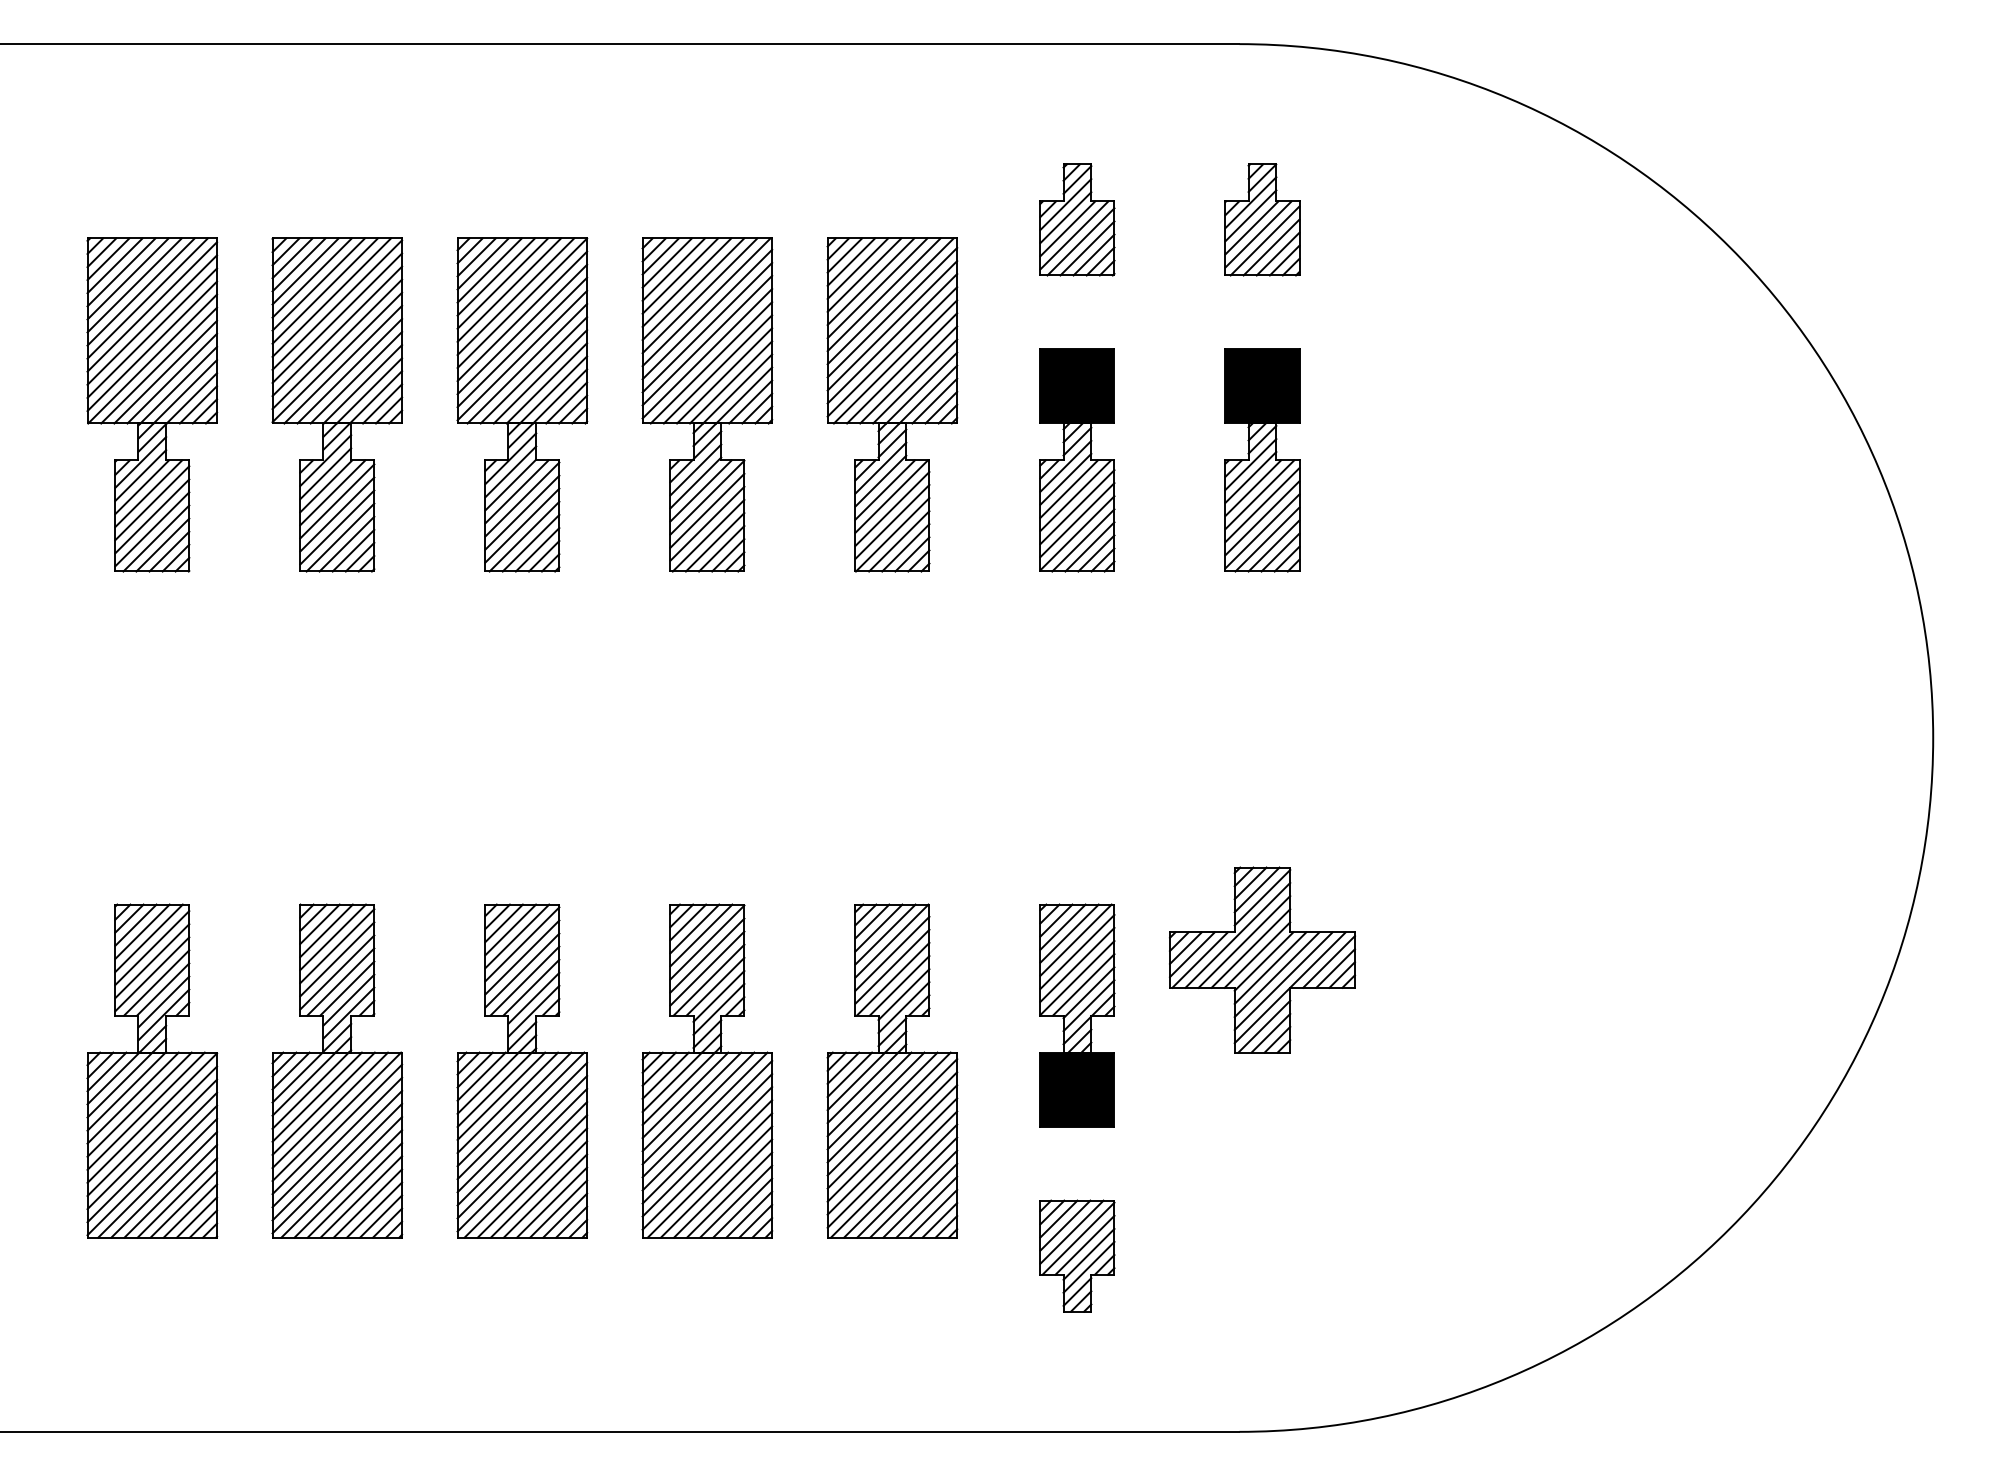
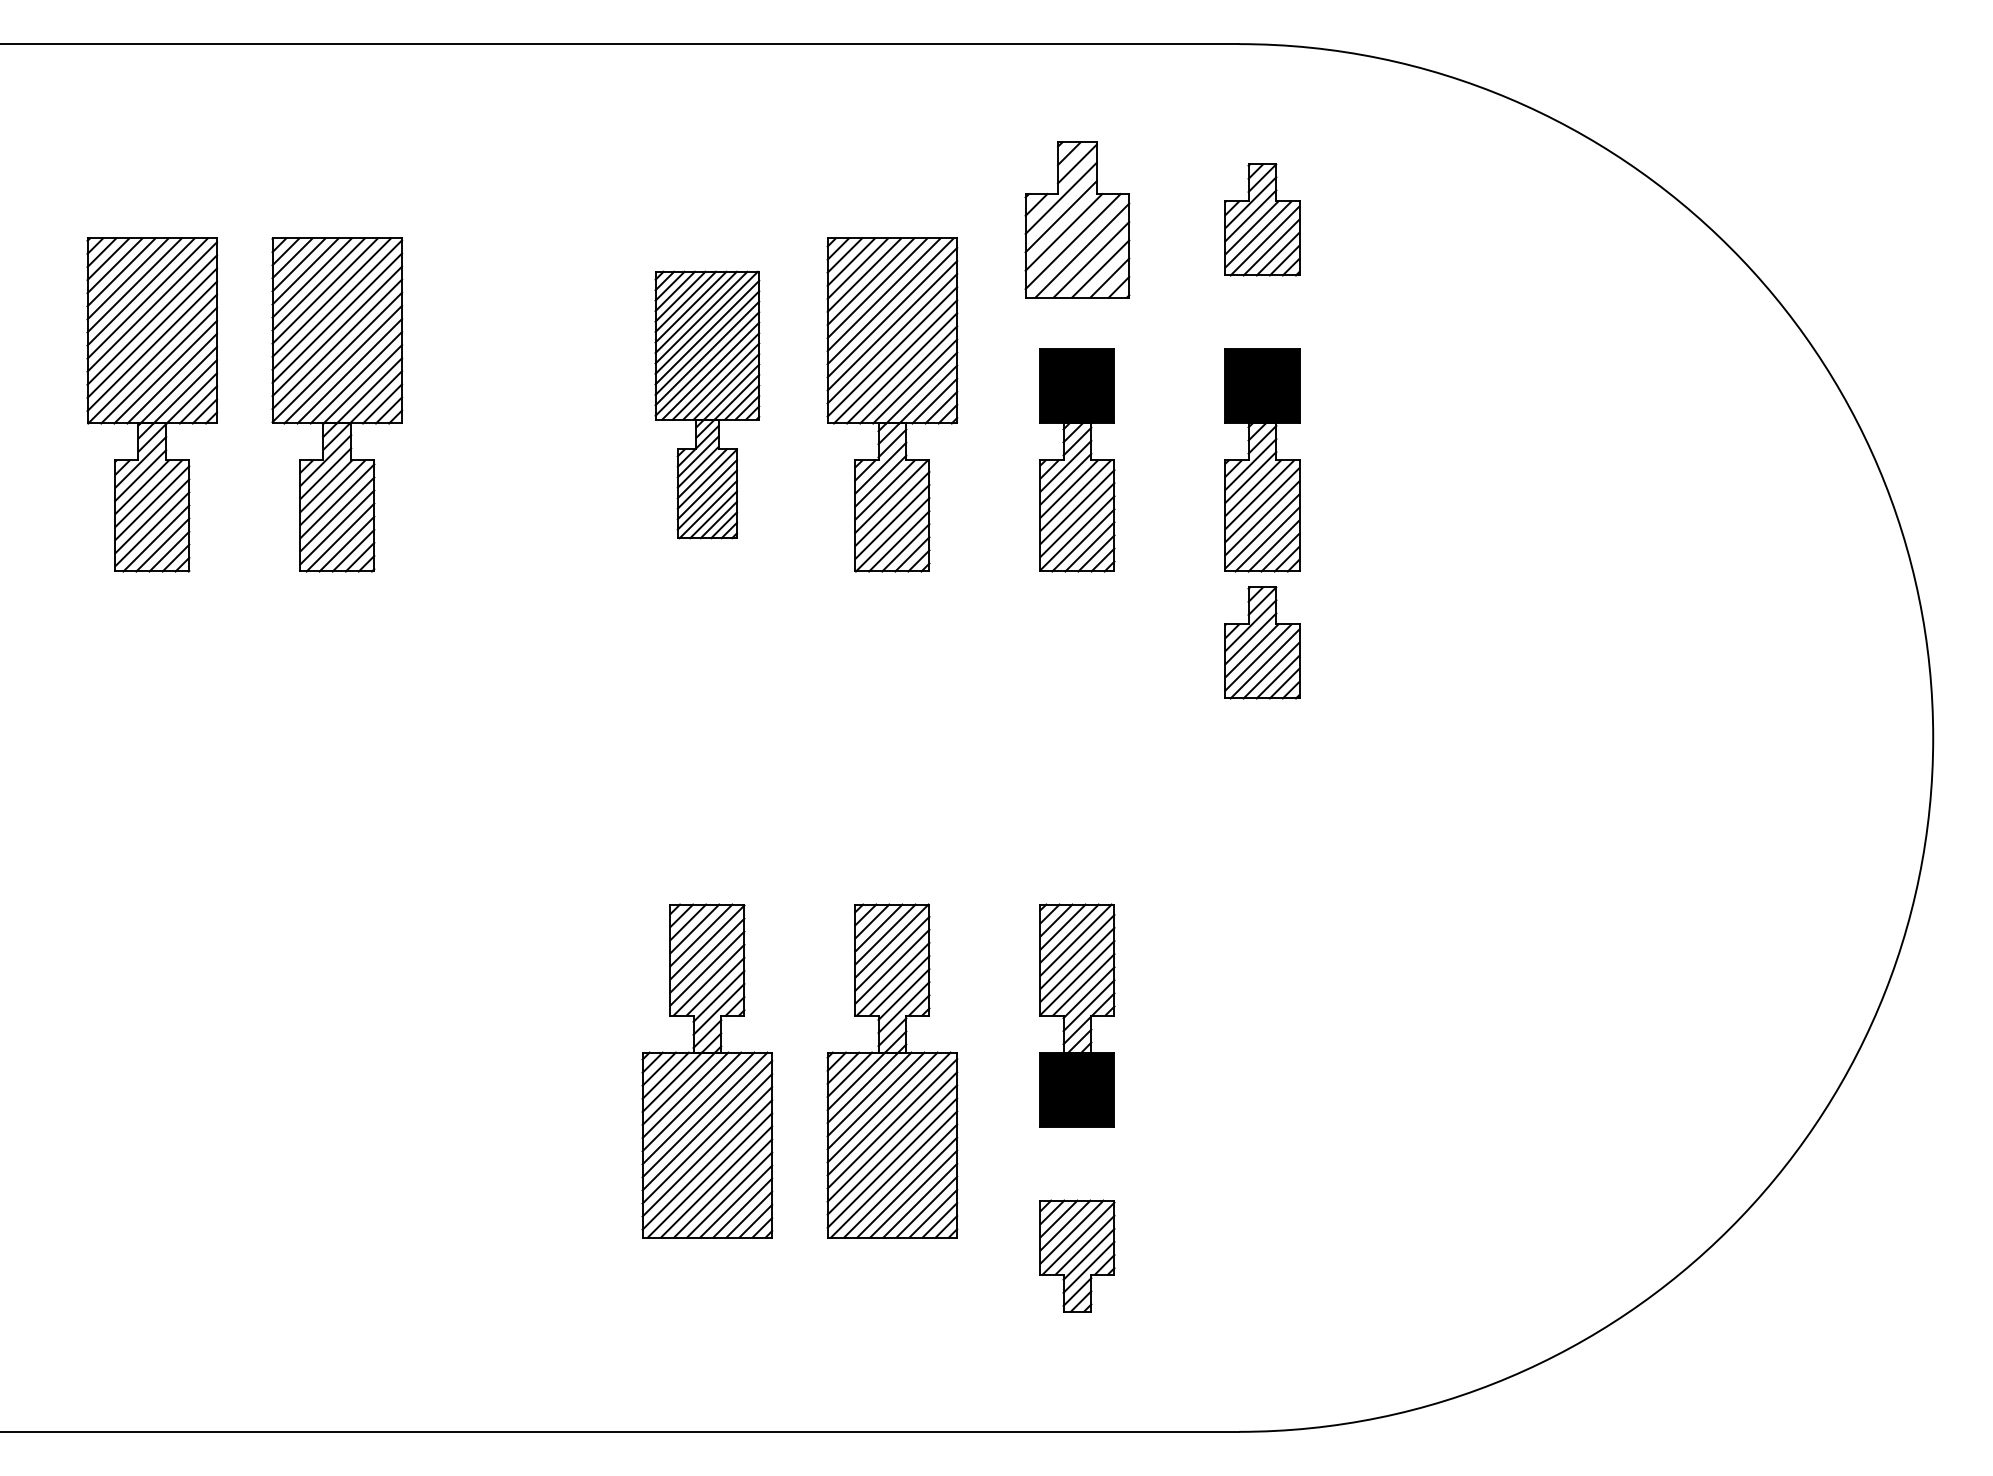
part size: 77x114 px -> 107x158 px (1077, 219)
part: present -> none (522, 404)
part size: 133x336 px -> 107x270 px (707, 404)
part: none -> present (1262, 642)
part: present -> none (1262, 959)
part: present -> none (152, 1070)
part: present -> none (337, 1070)
part: present -> none (522, 1070)
